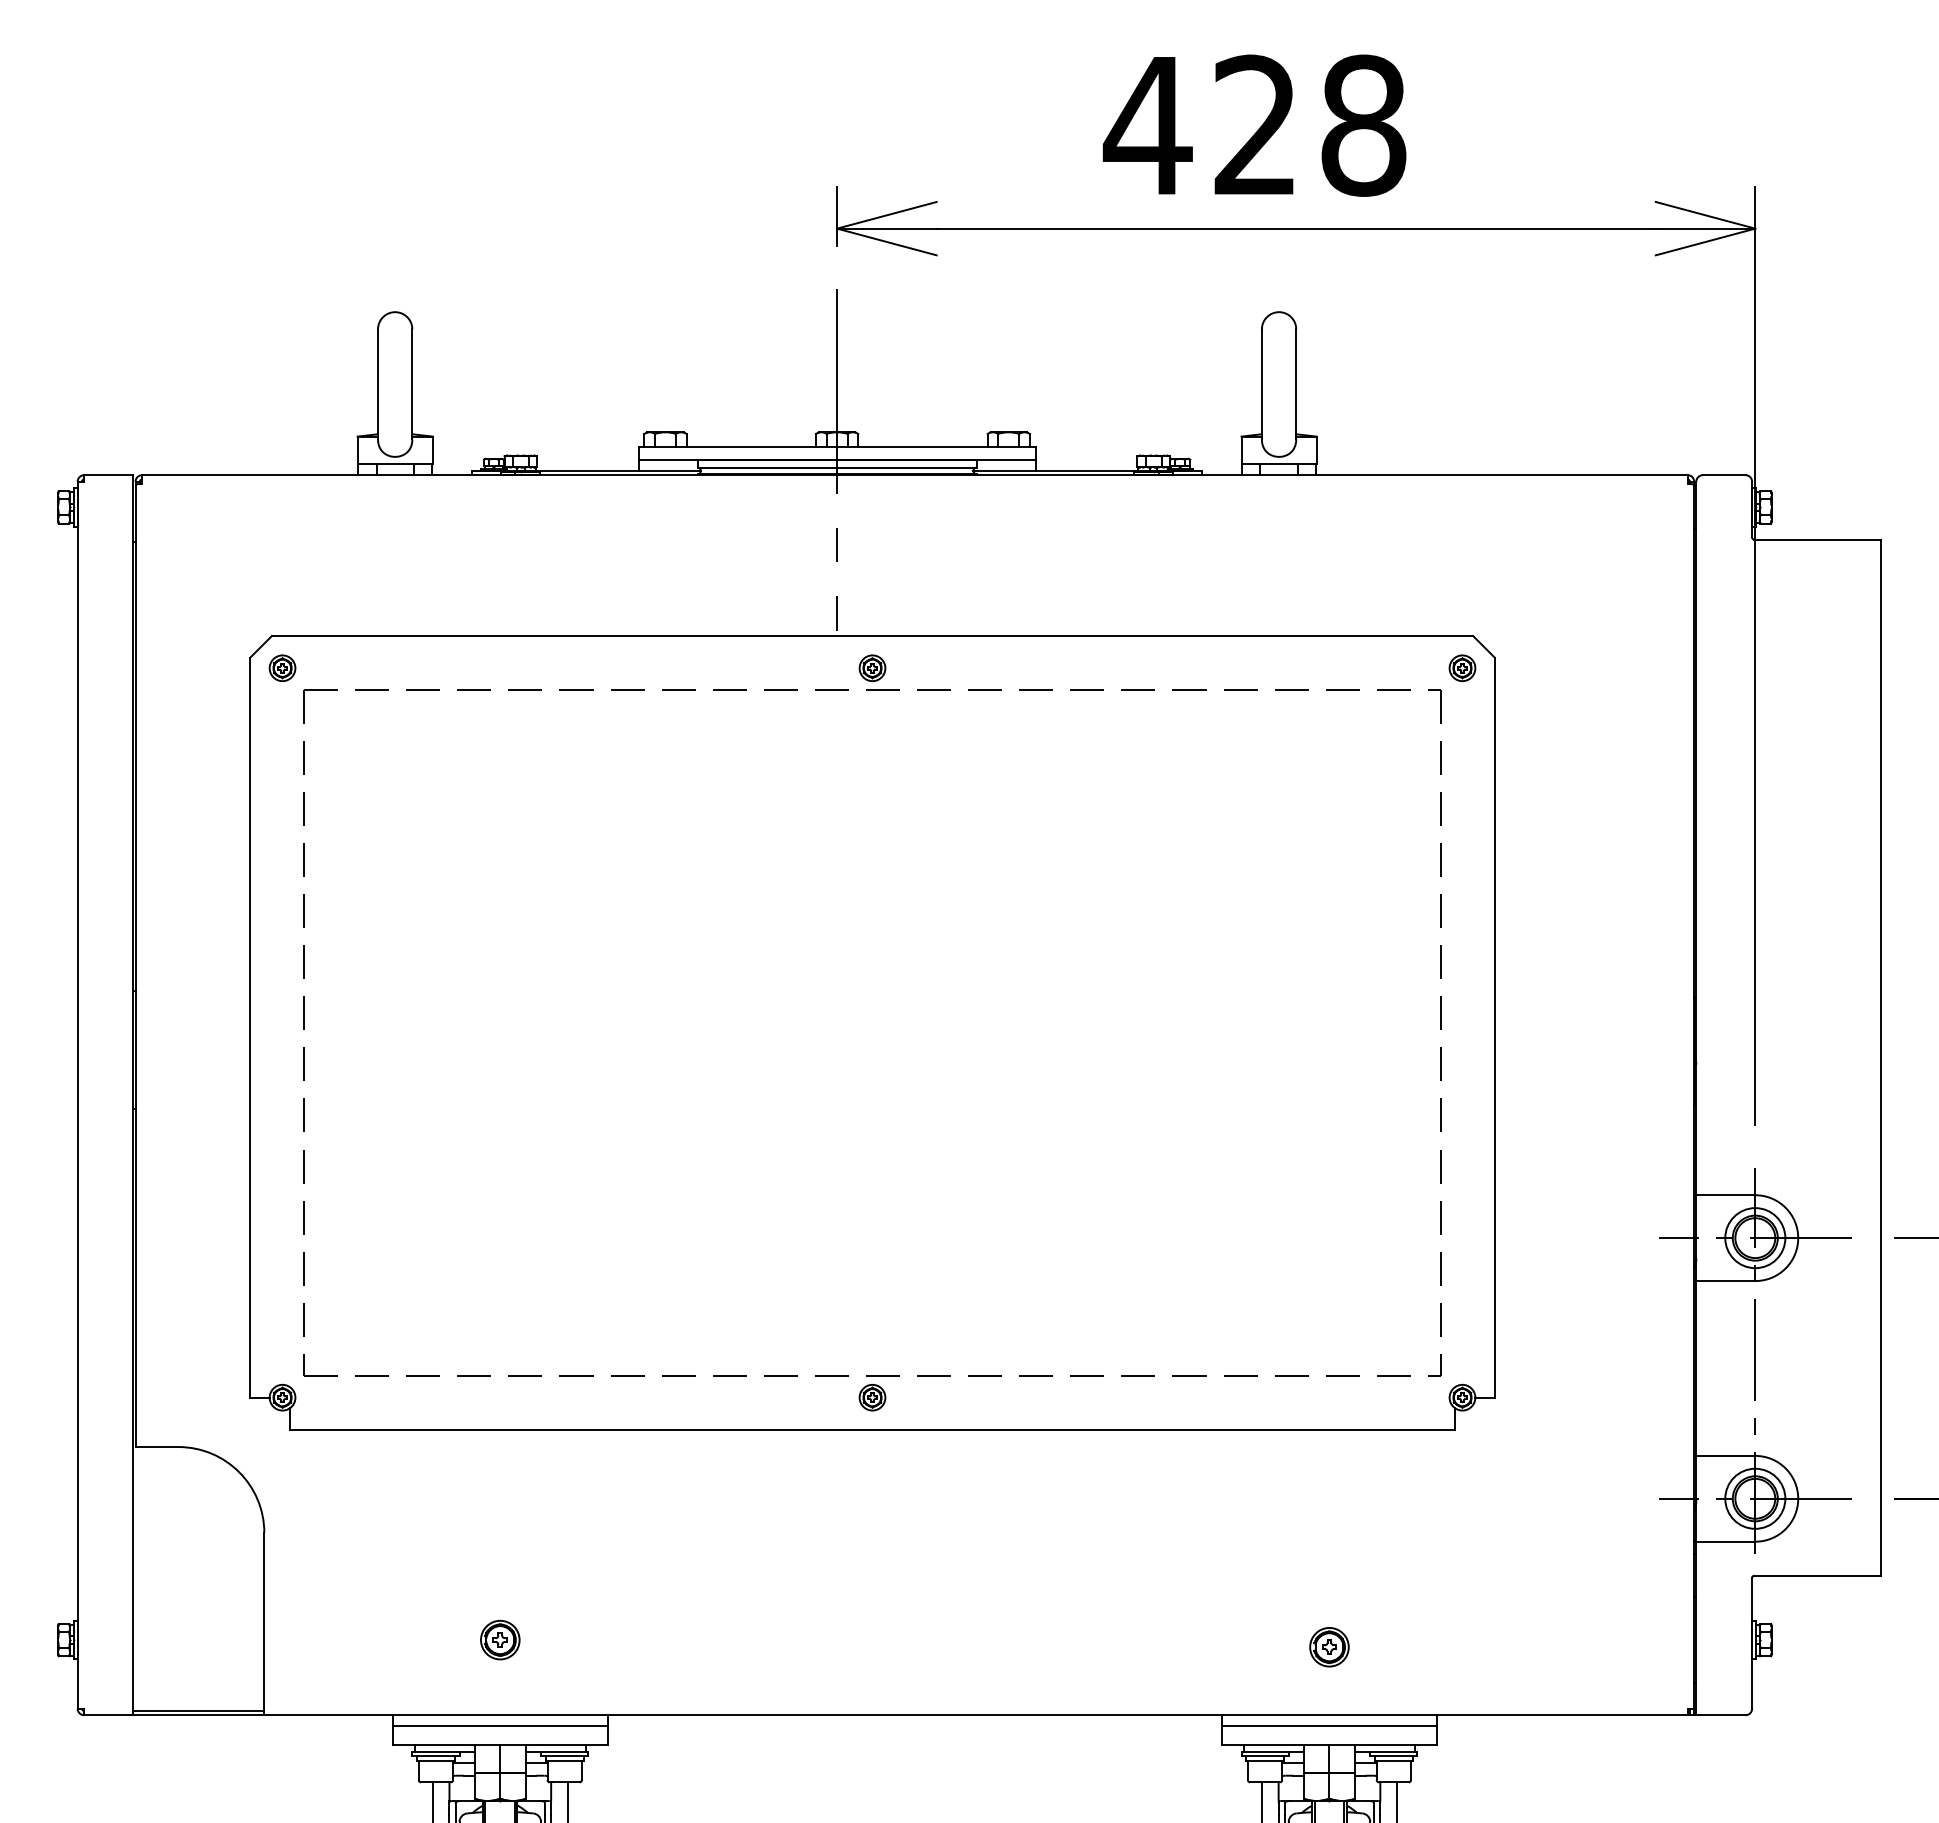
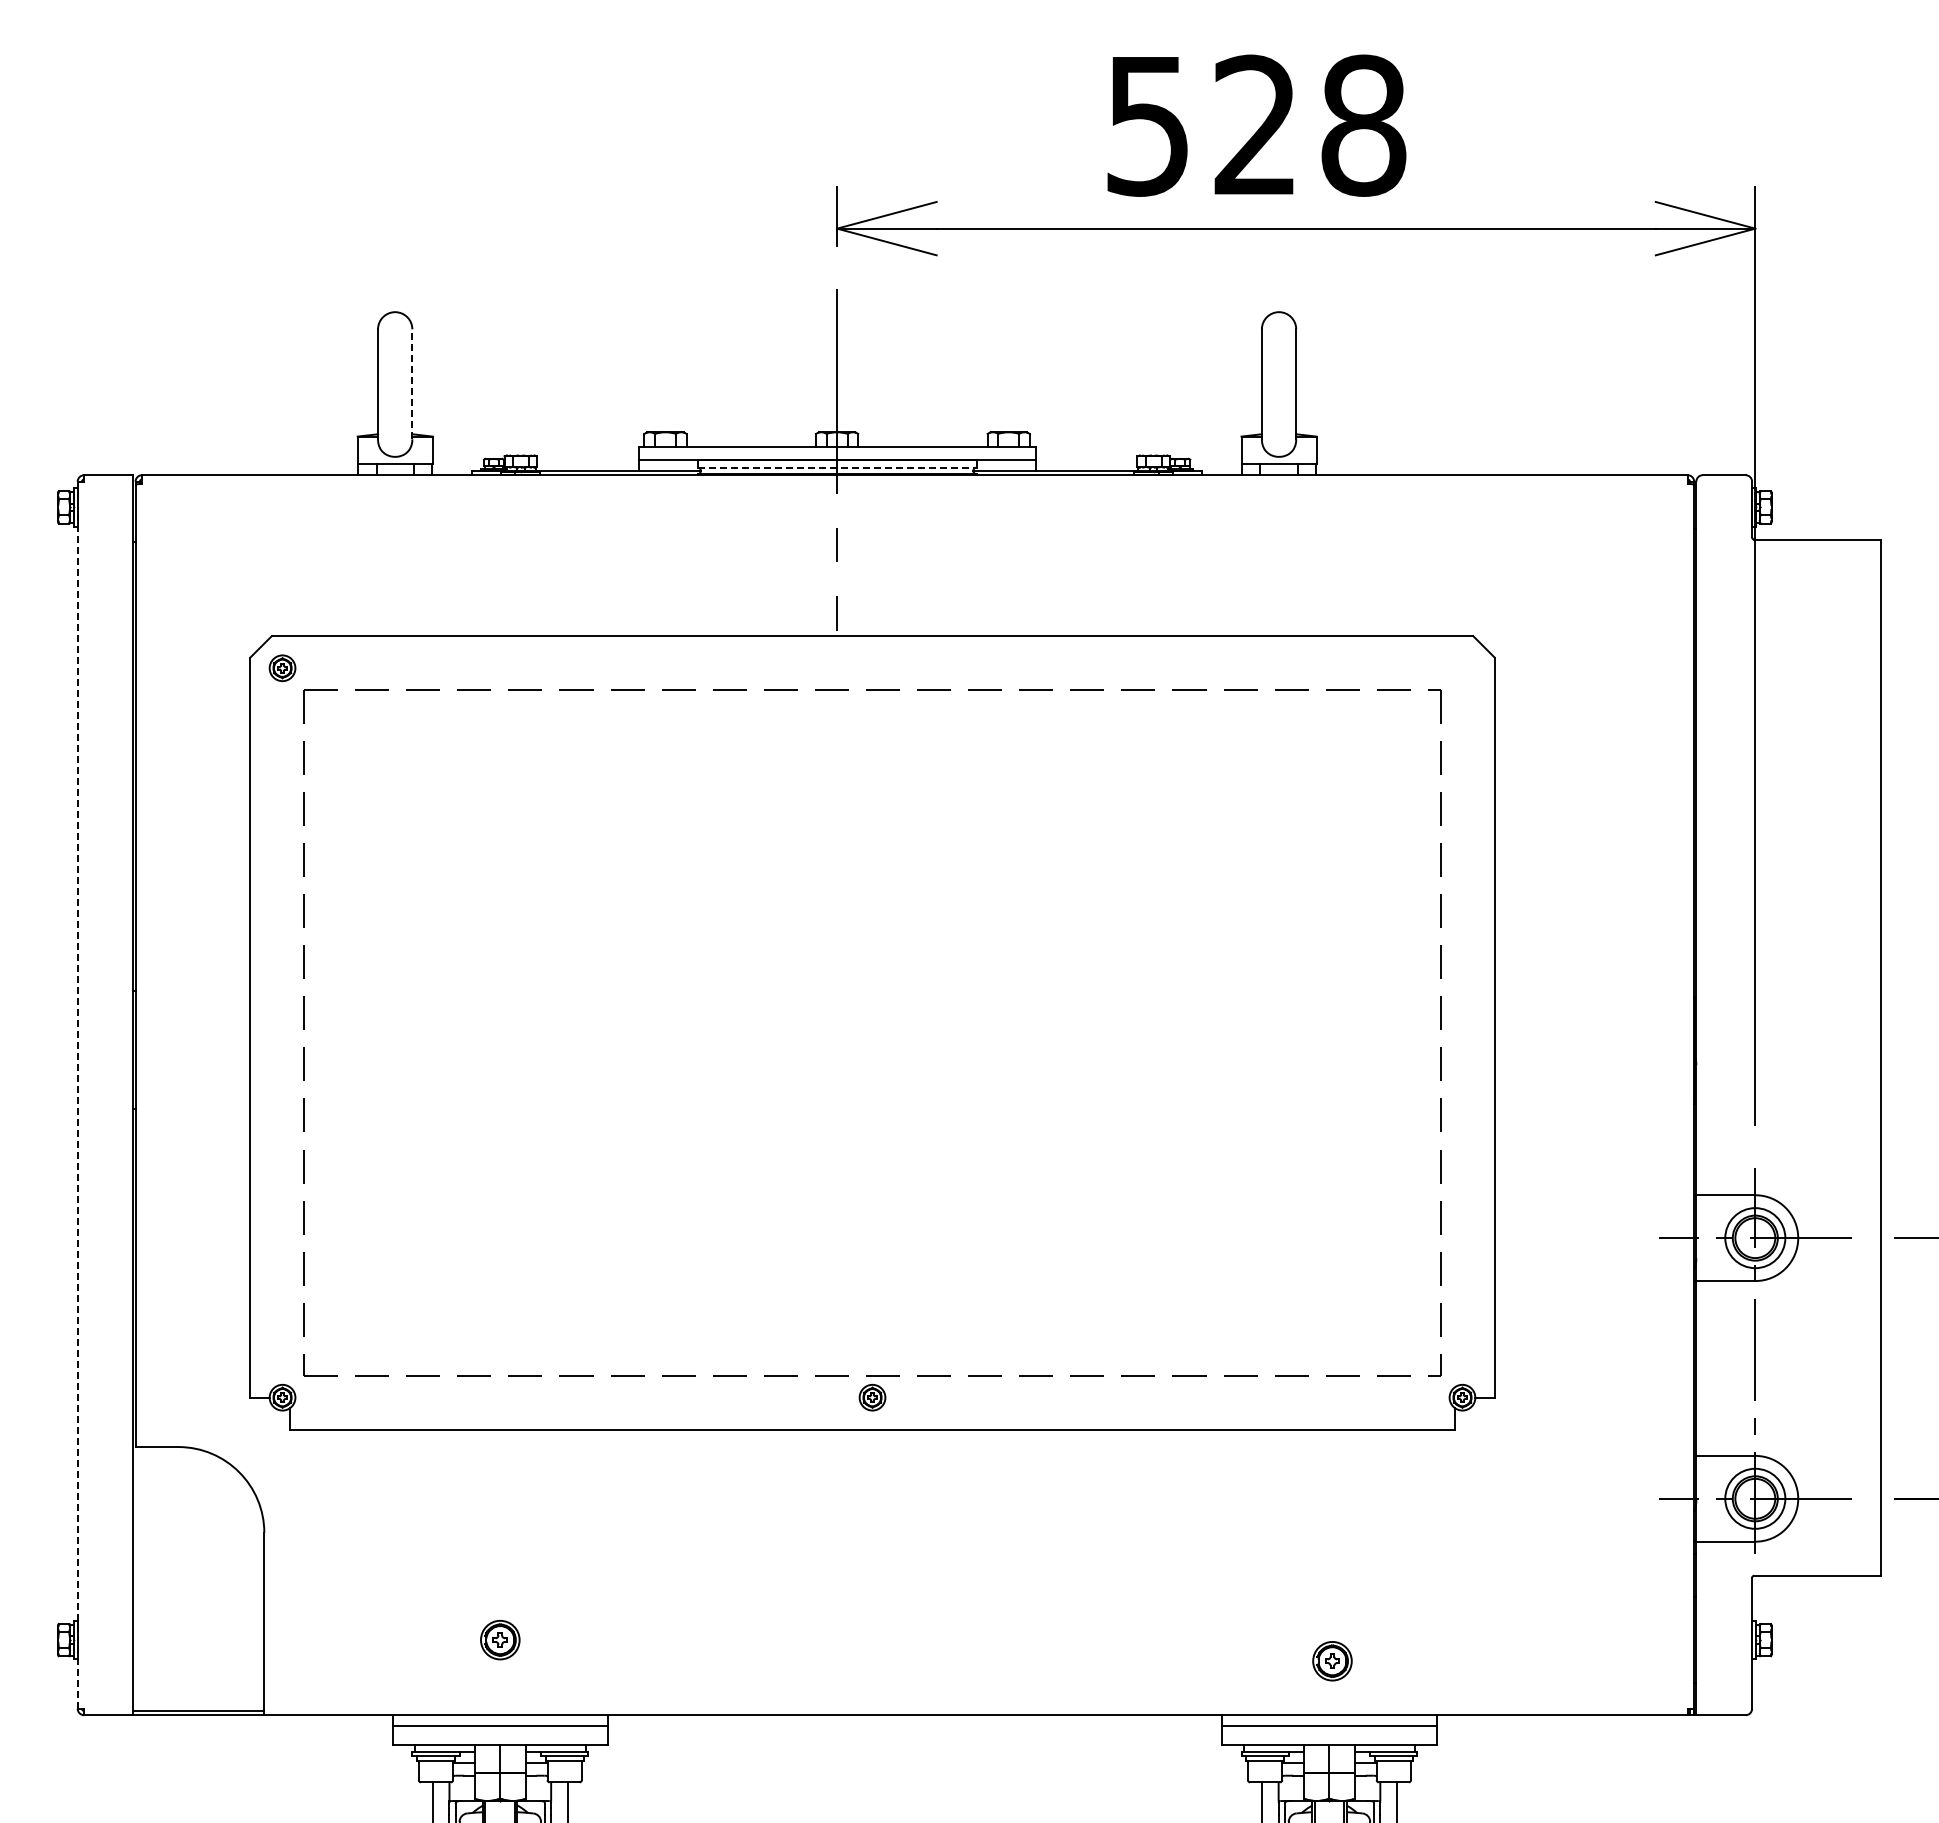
text: 428 -> 528 (1147, 126)
line: solid -> dashed (412, 383)
line: solid -> dashed (837, 467)
part: present -> none (872, 667)
part: present -> none (1462, 667)
line: solid -> dashed (77, 1095)
part position: (1329, 1647) -> (1332, 1661) (1332, 1661)
